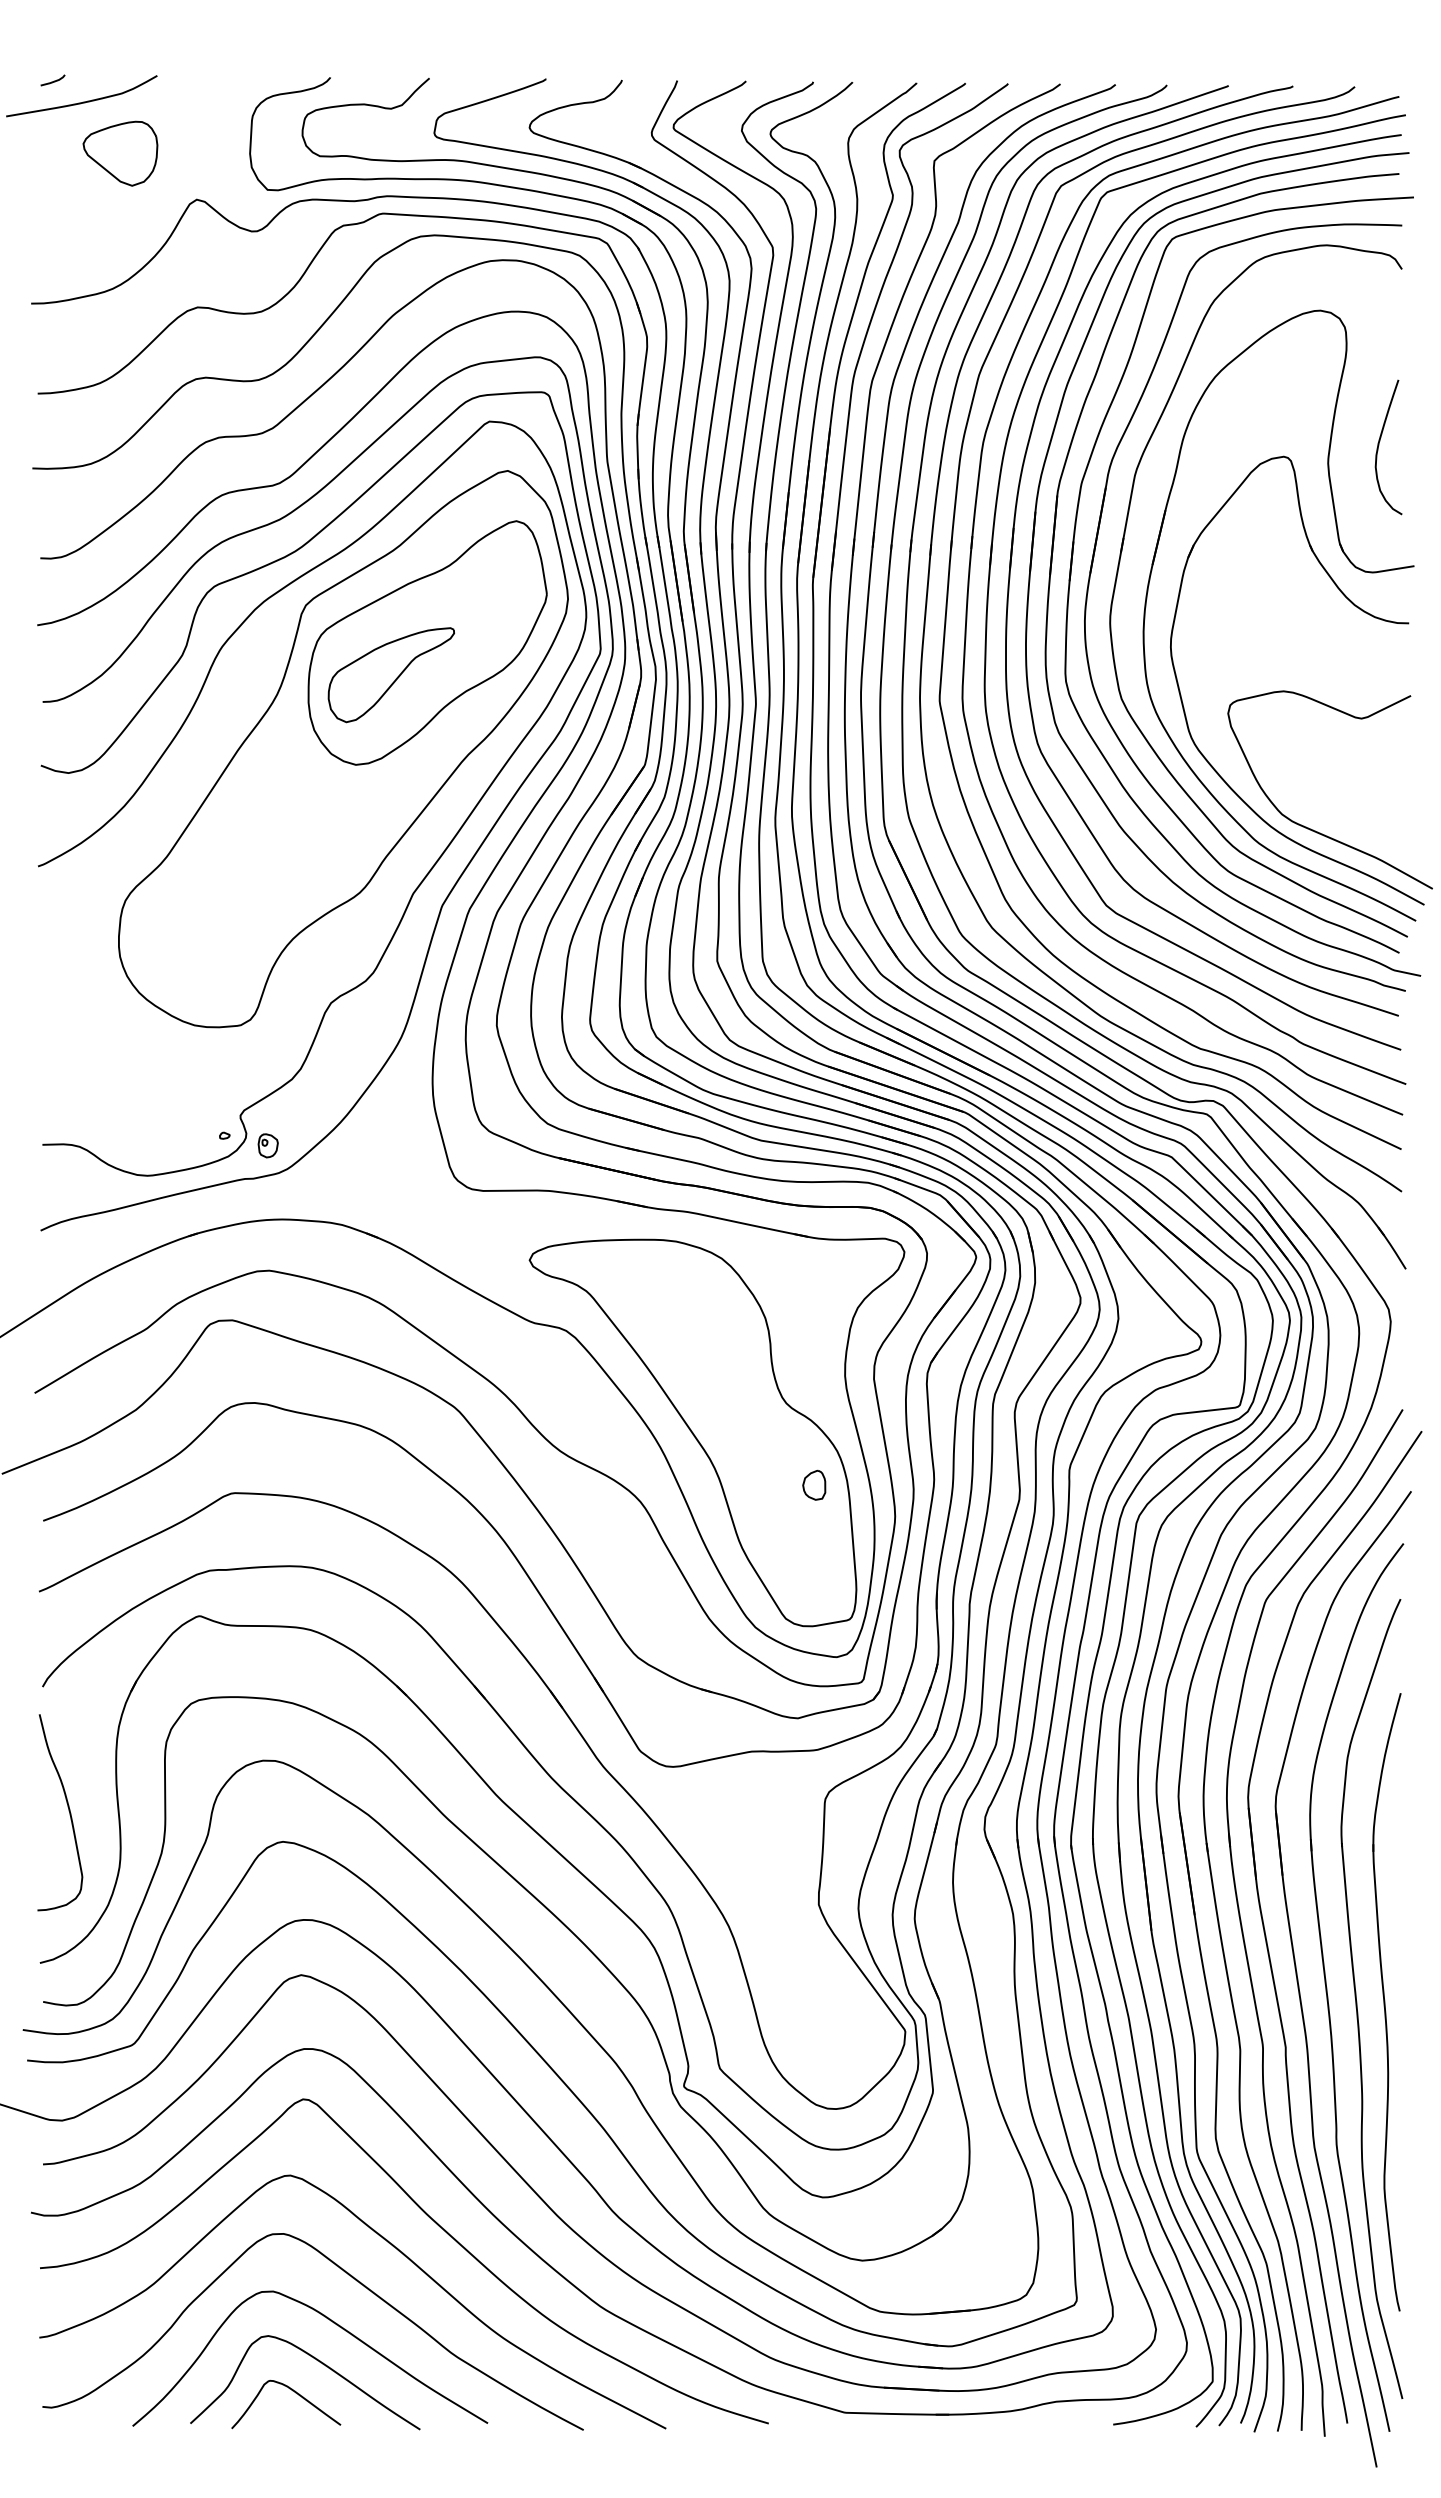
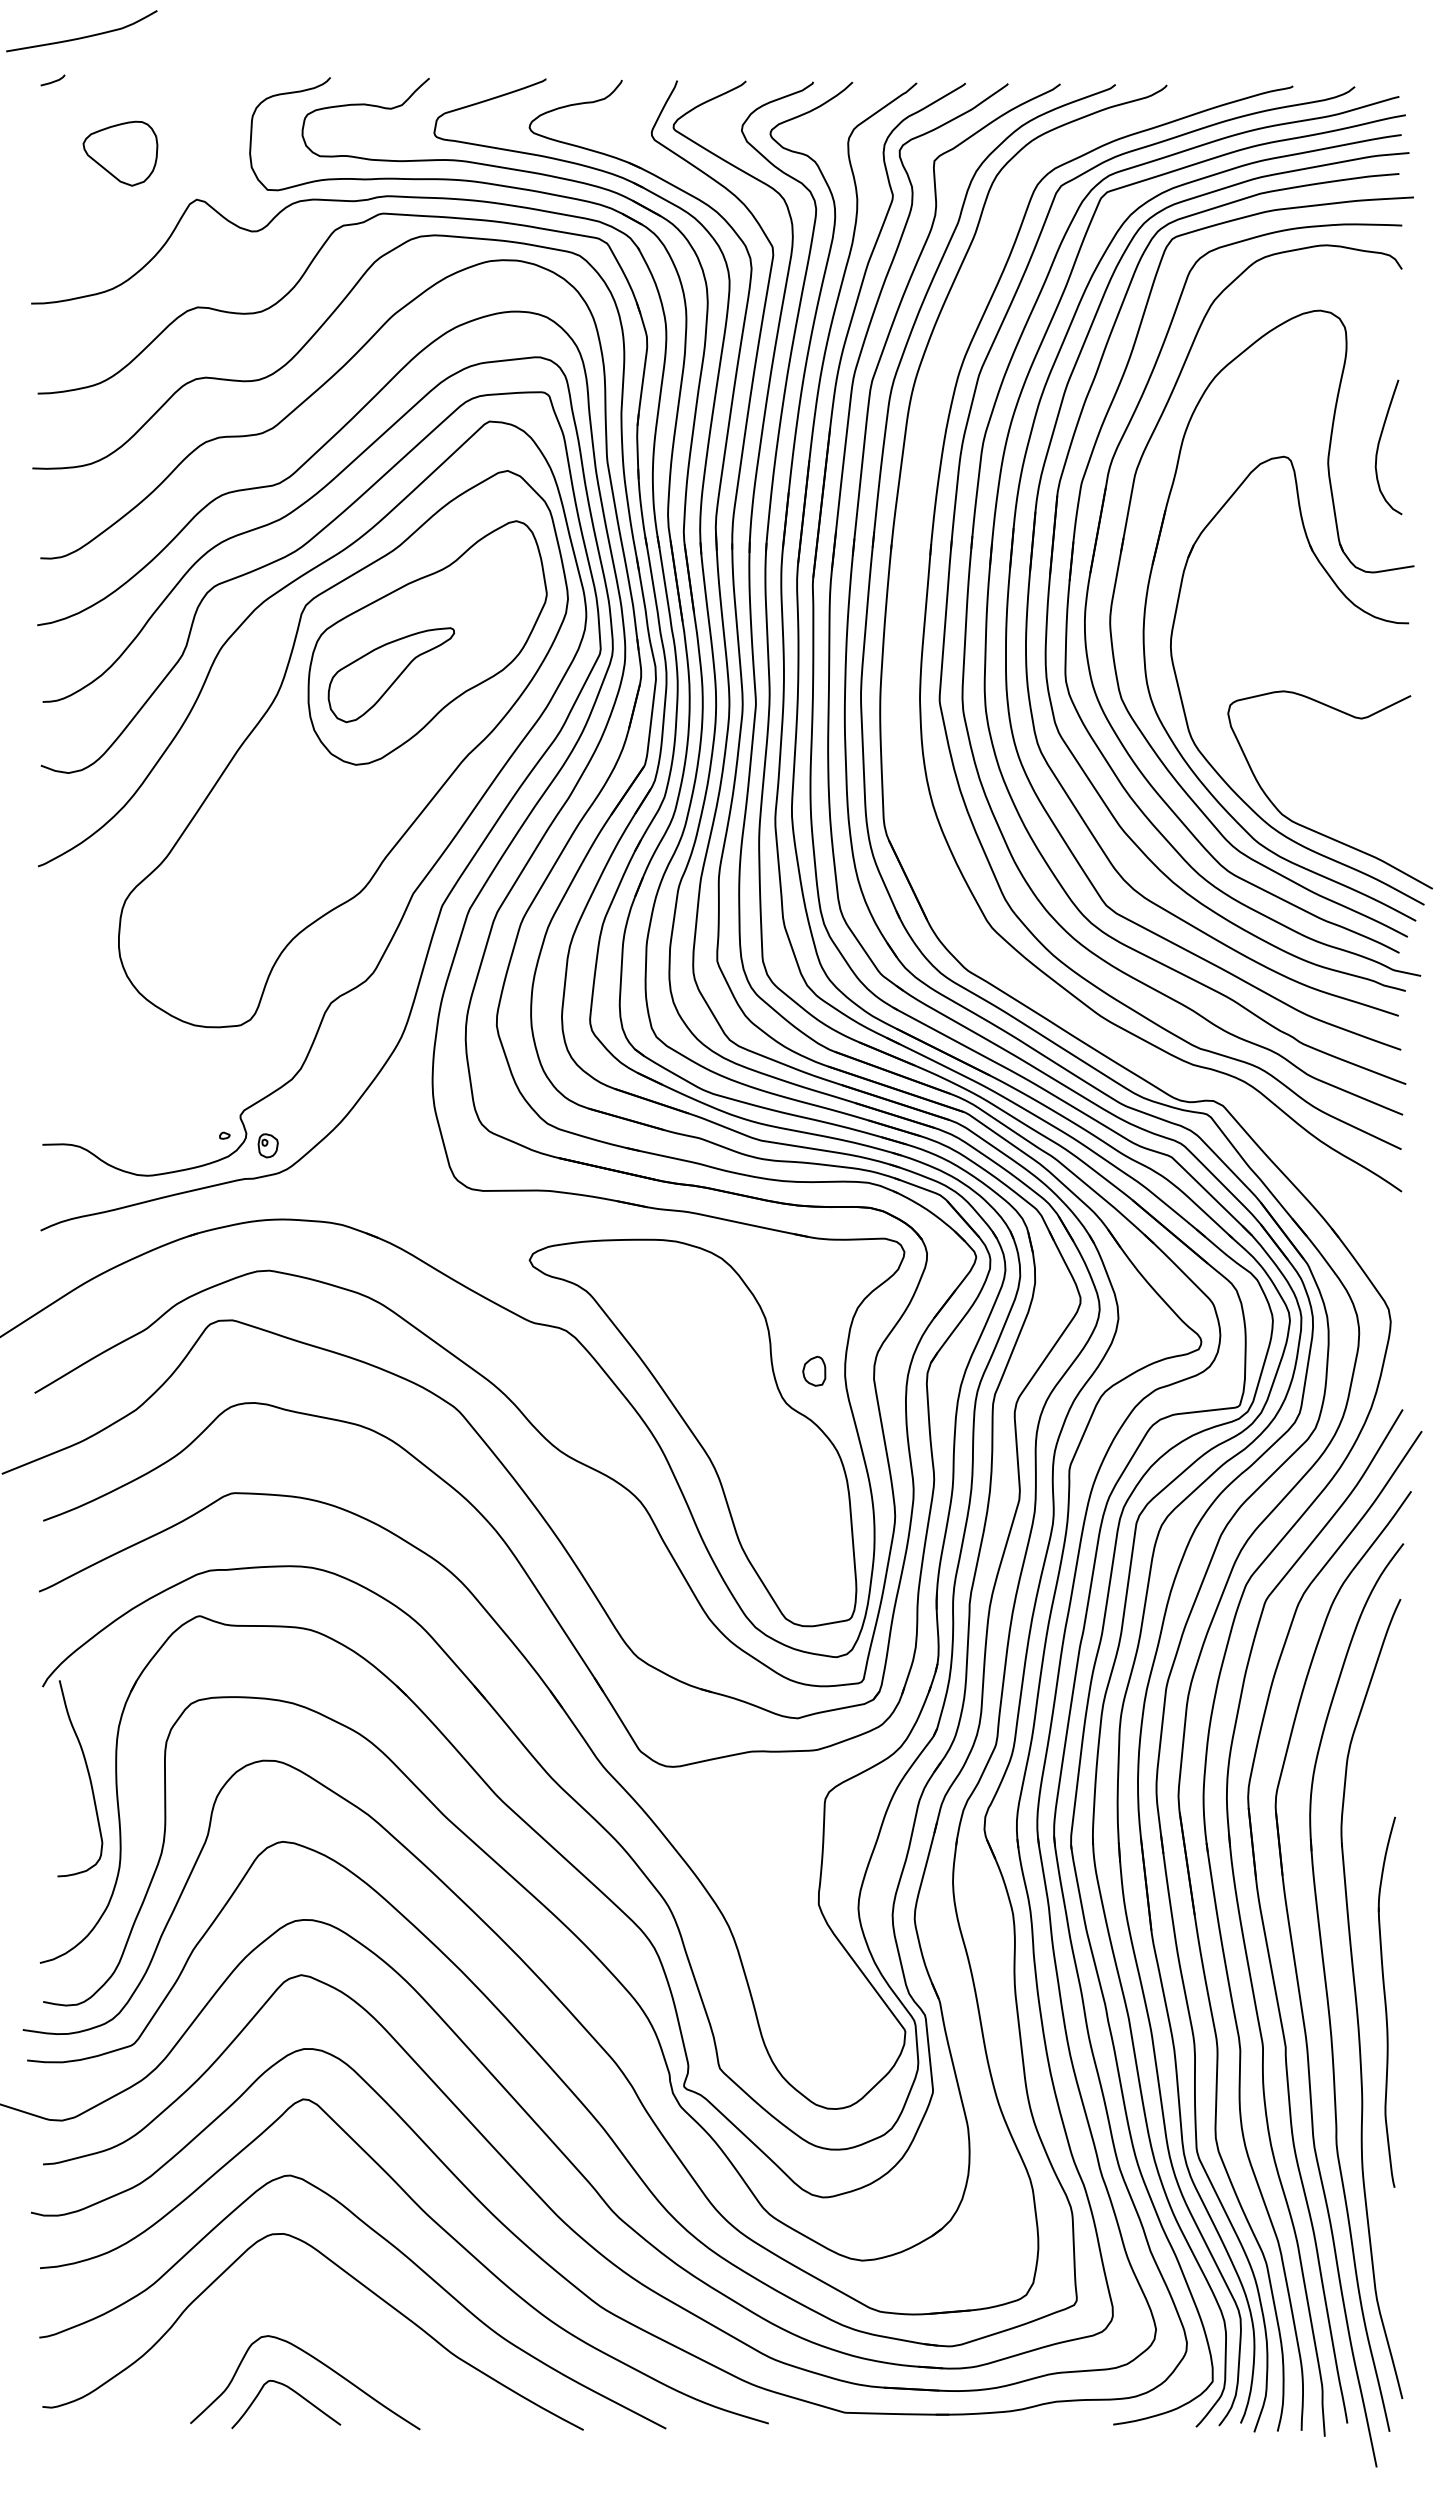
curve position: (83, 101) -> (83, 36) (83, 36)
part: present -> none (904, 672)
part position: (814, 1484) -> (814, 1370) (814, 1370)
curve position: (68, 1811) -> (88, 1777) (88, 1777)
part size: 30x619 px -> 19x372 px (1386, 2001)
curve: present -> none (333, 2323)
